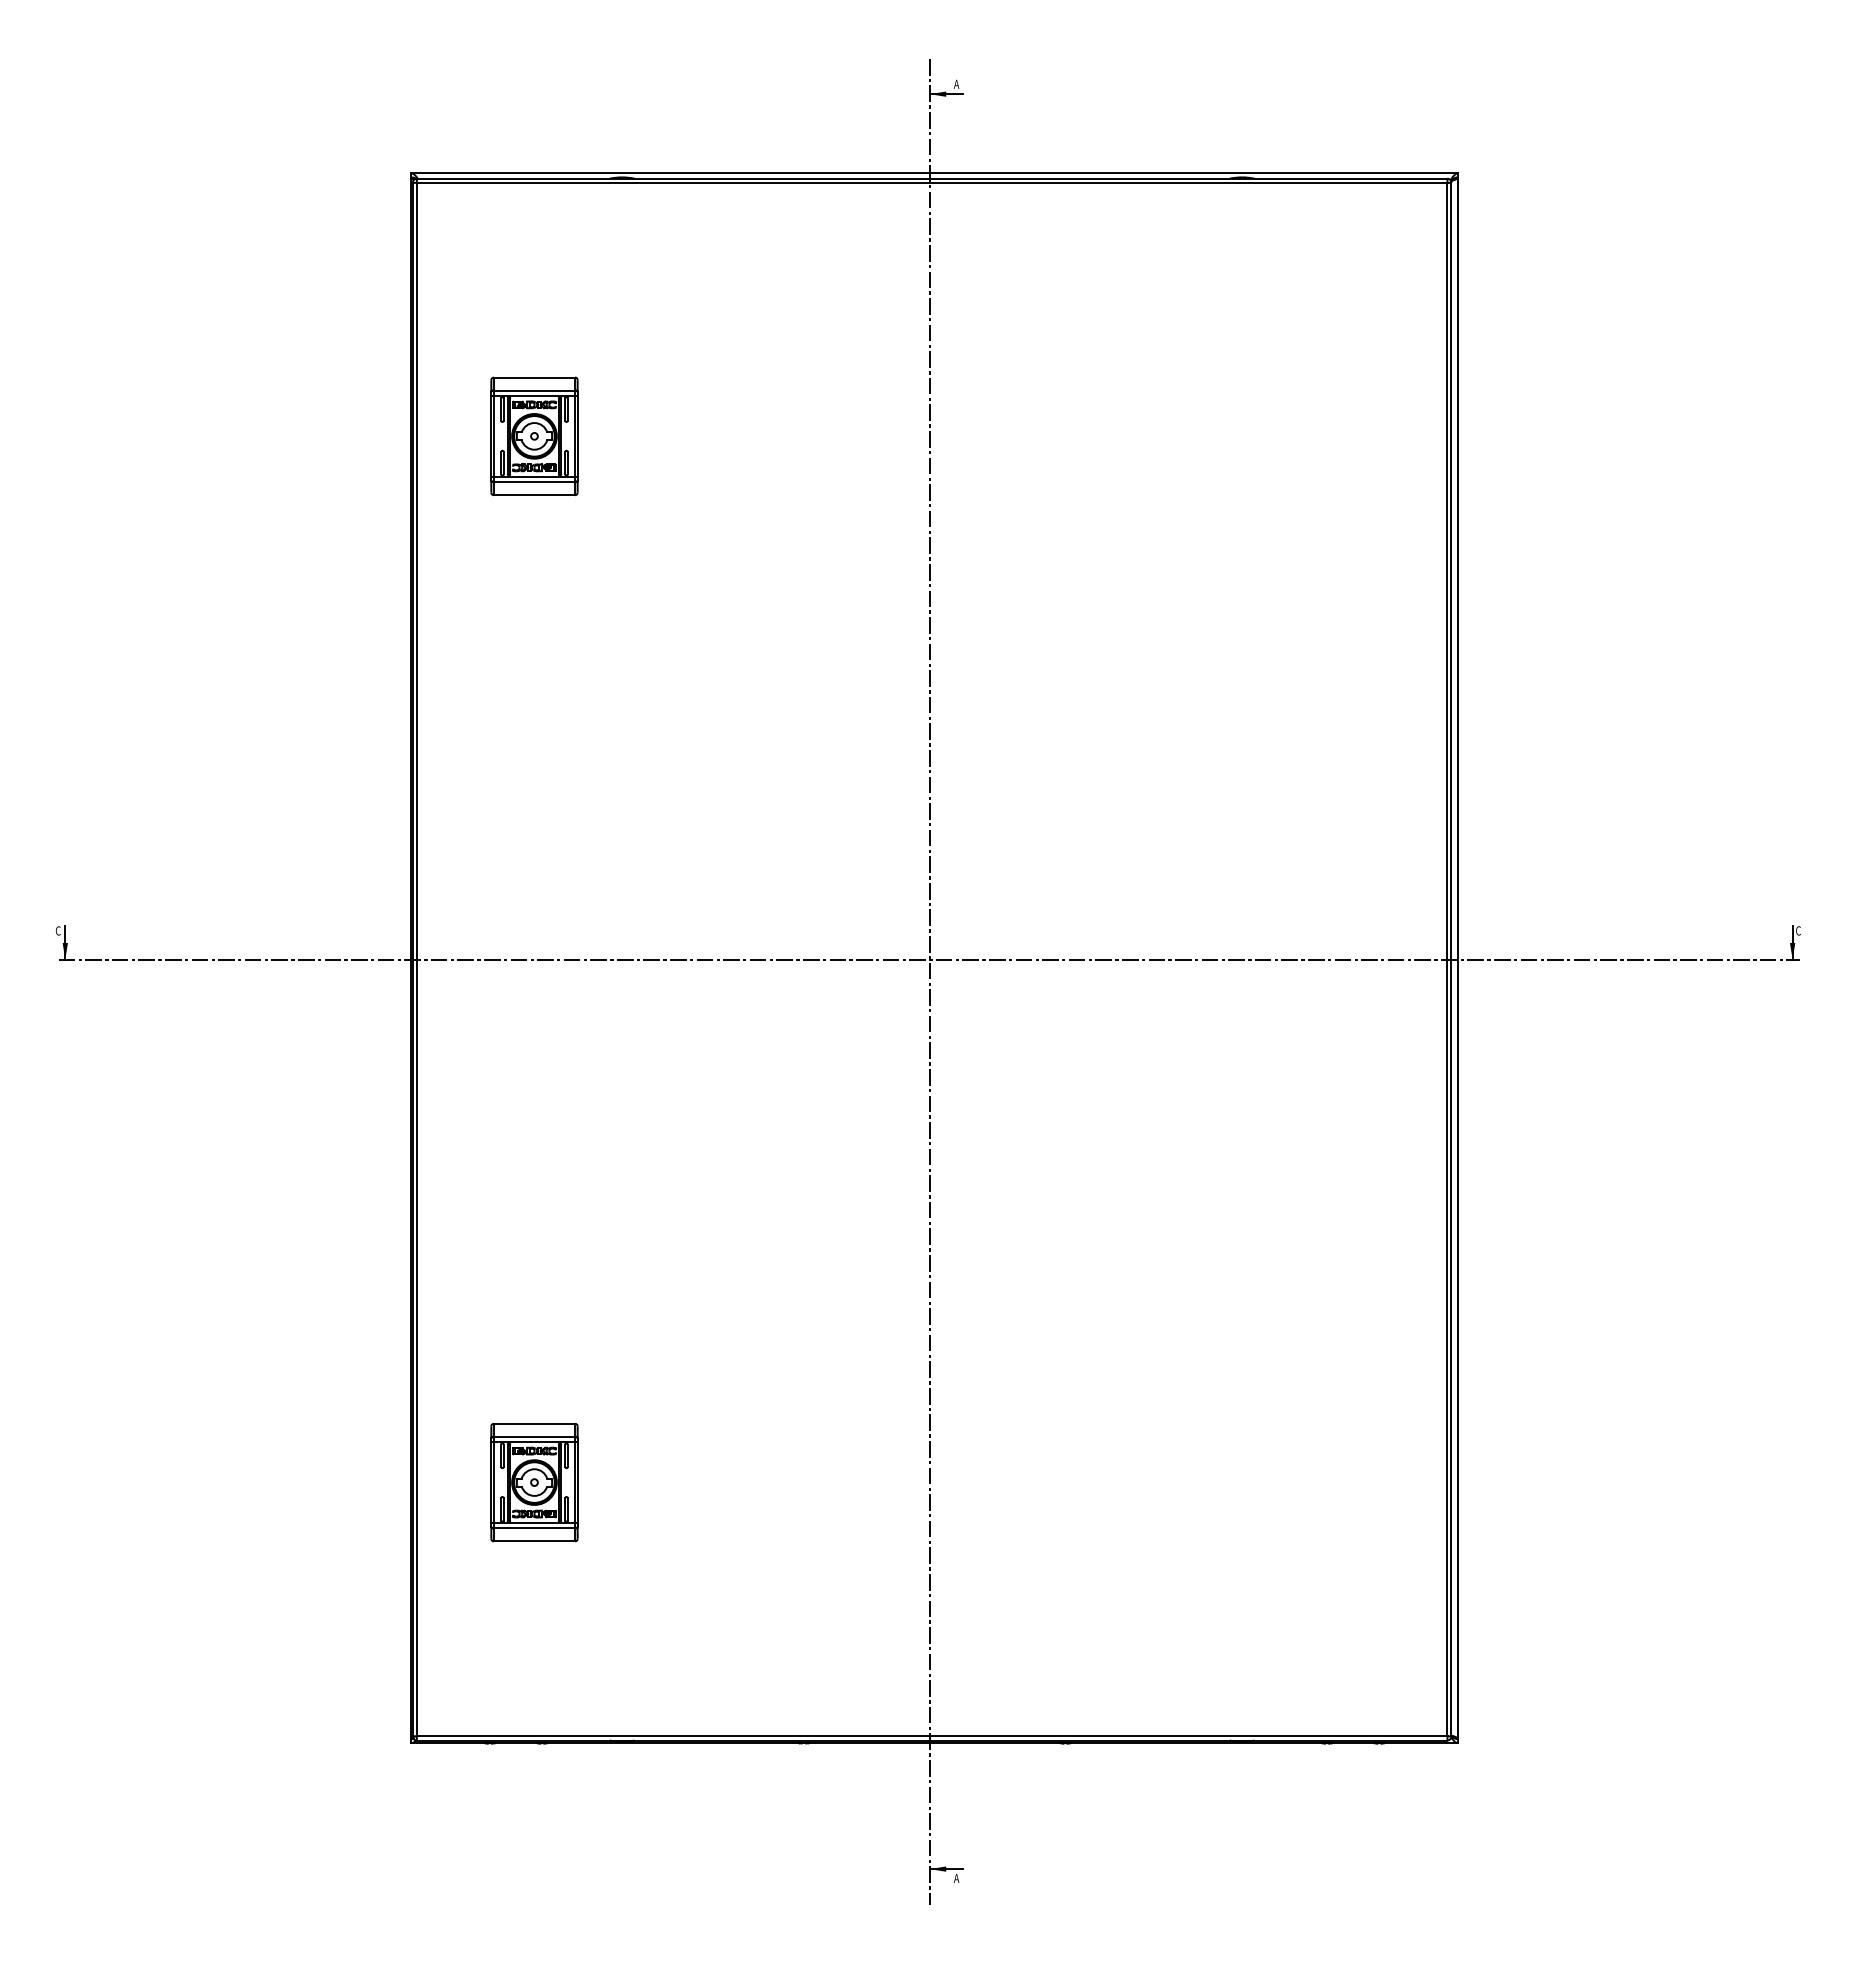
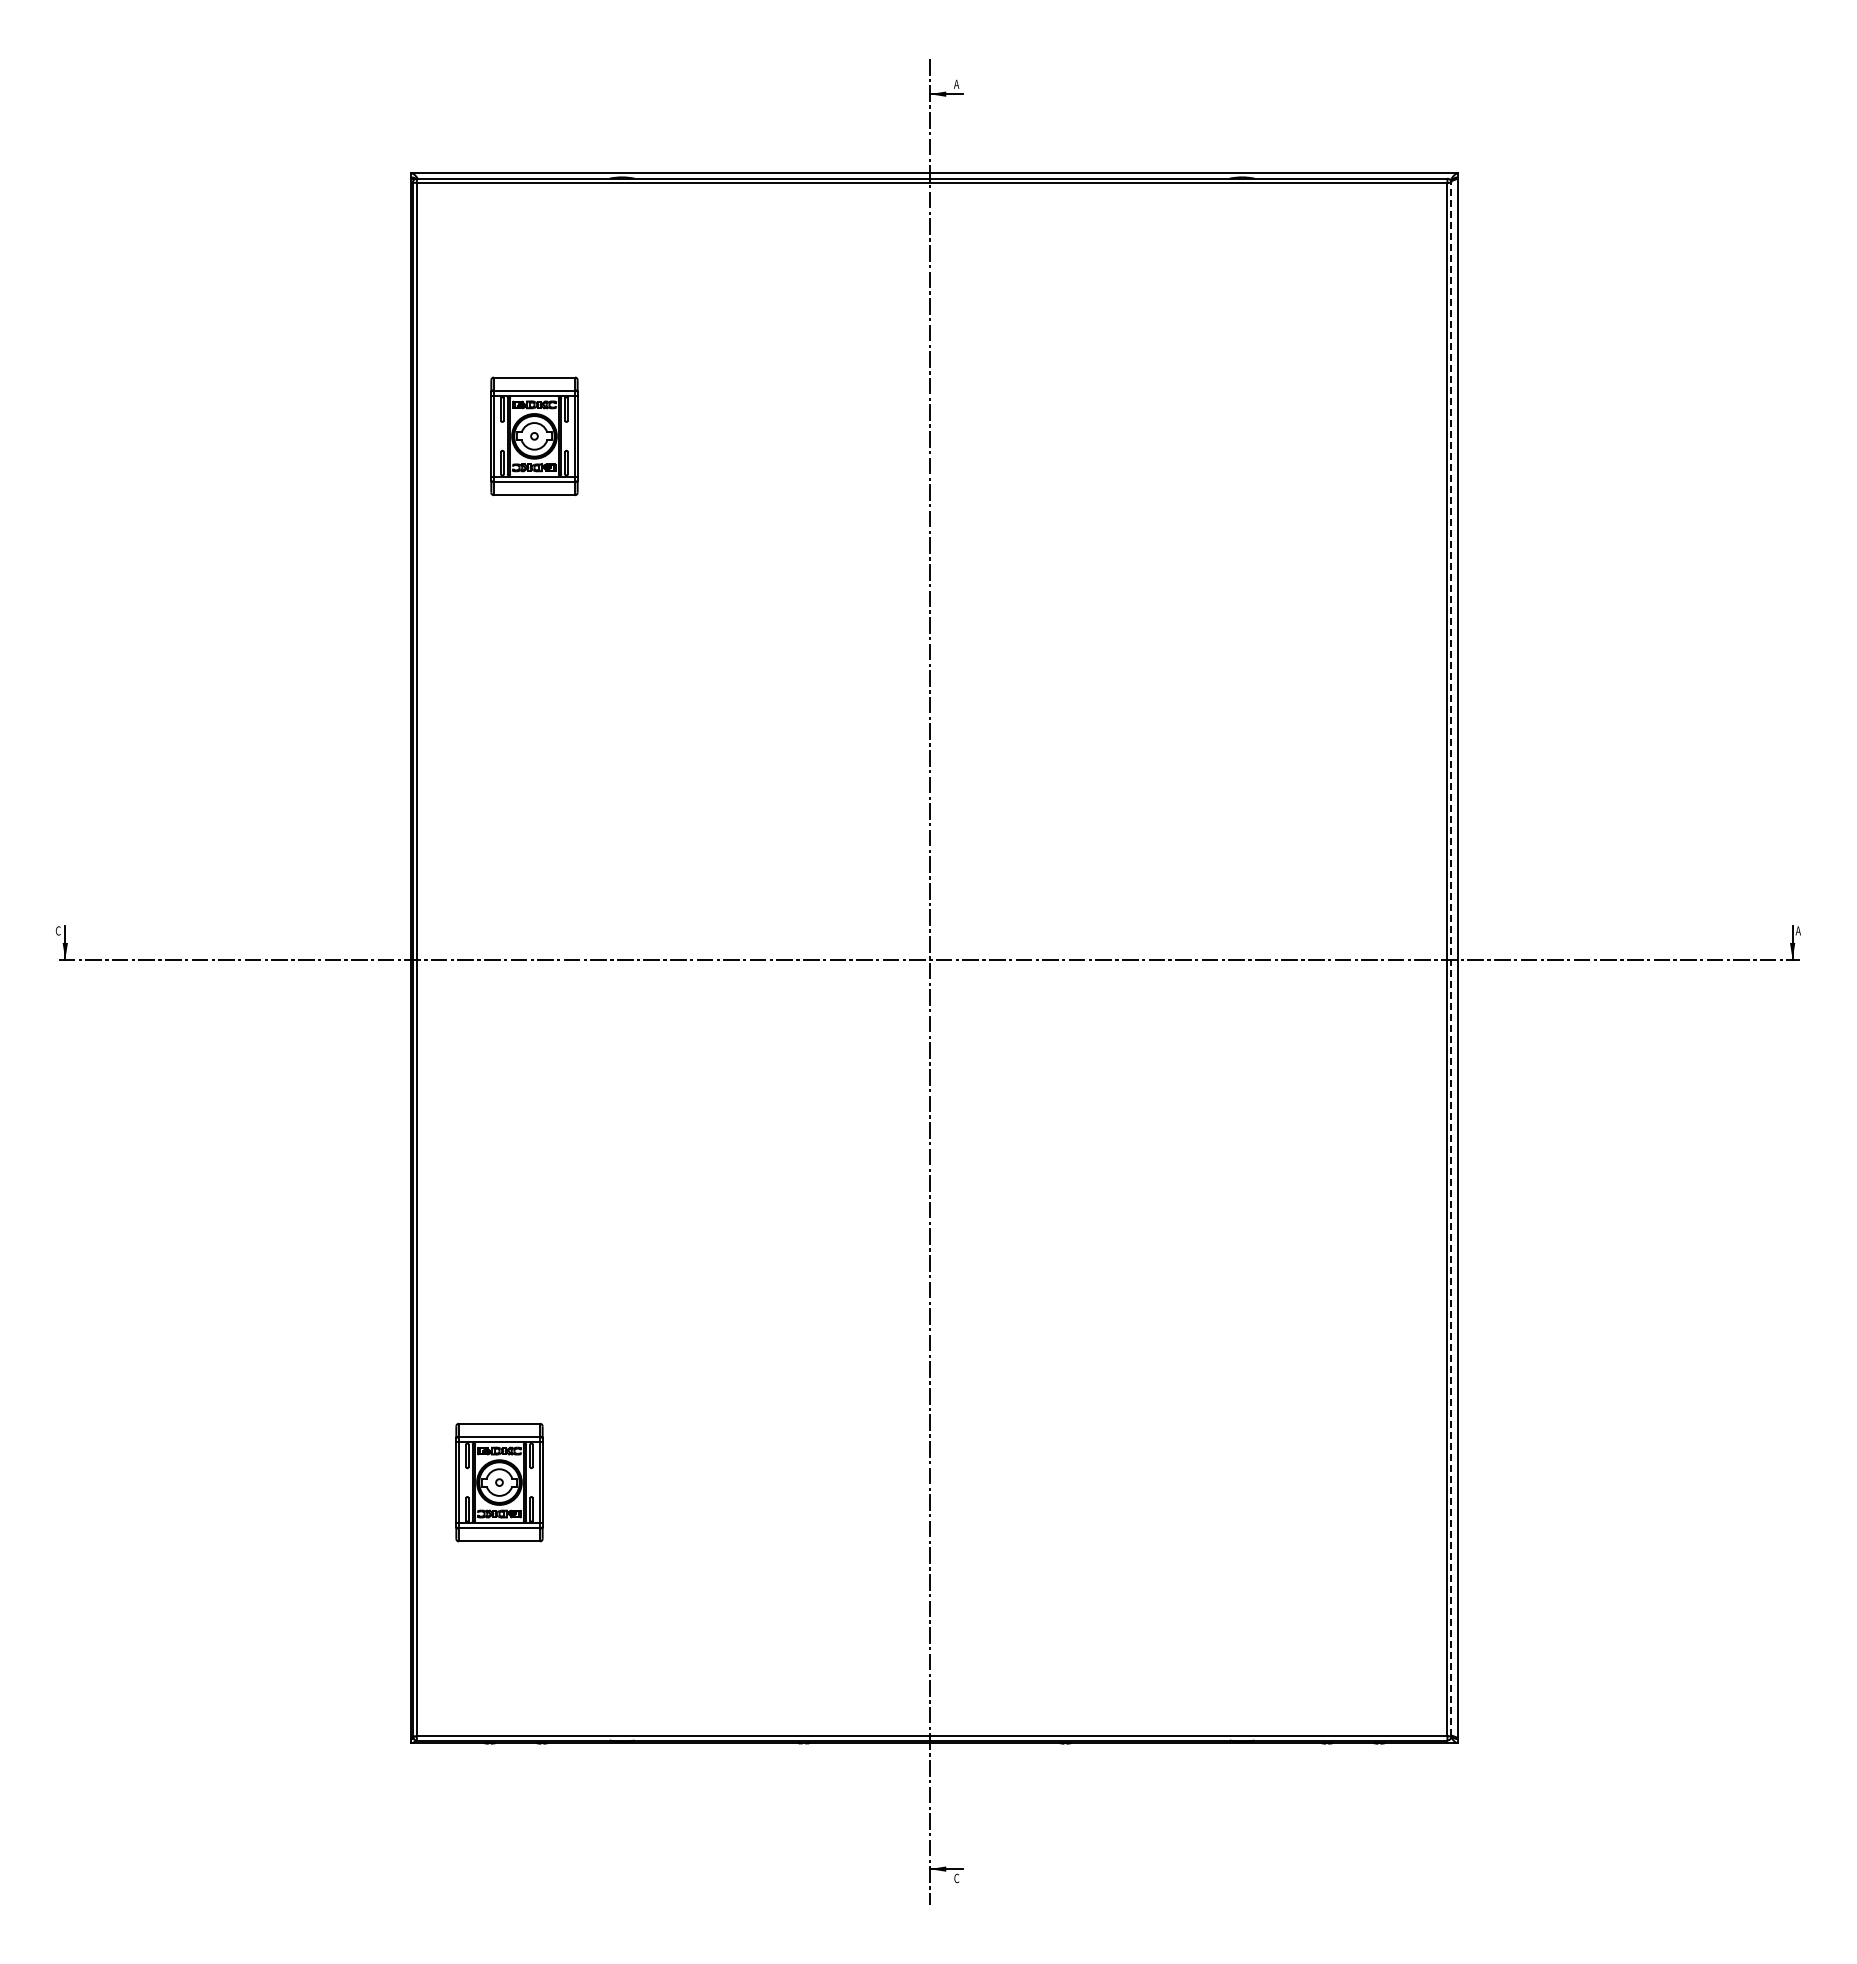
text: С -> A (1797, 930)
line: solid -> dashed (1451, 959)
part position: (534, 1482) -> (499, 1482) (499, 1482)
text: A -> С (956, 1878)
